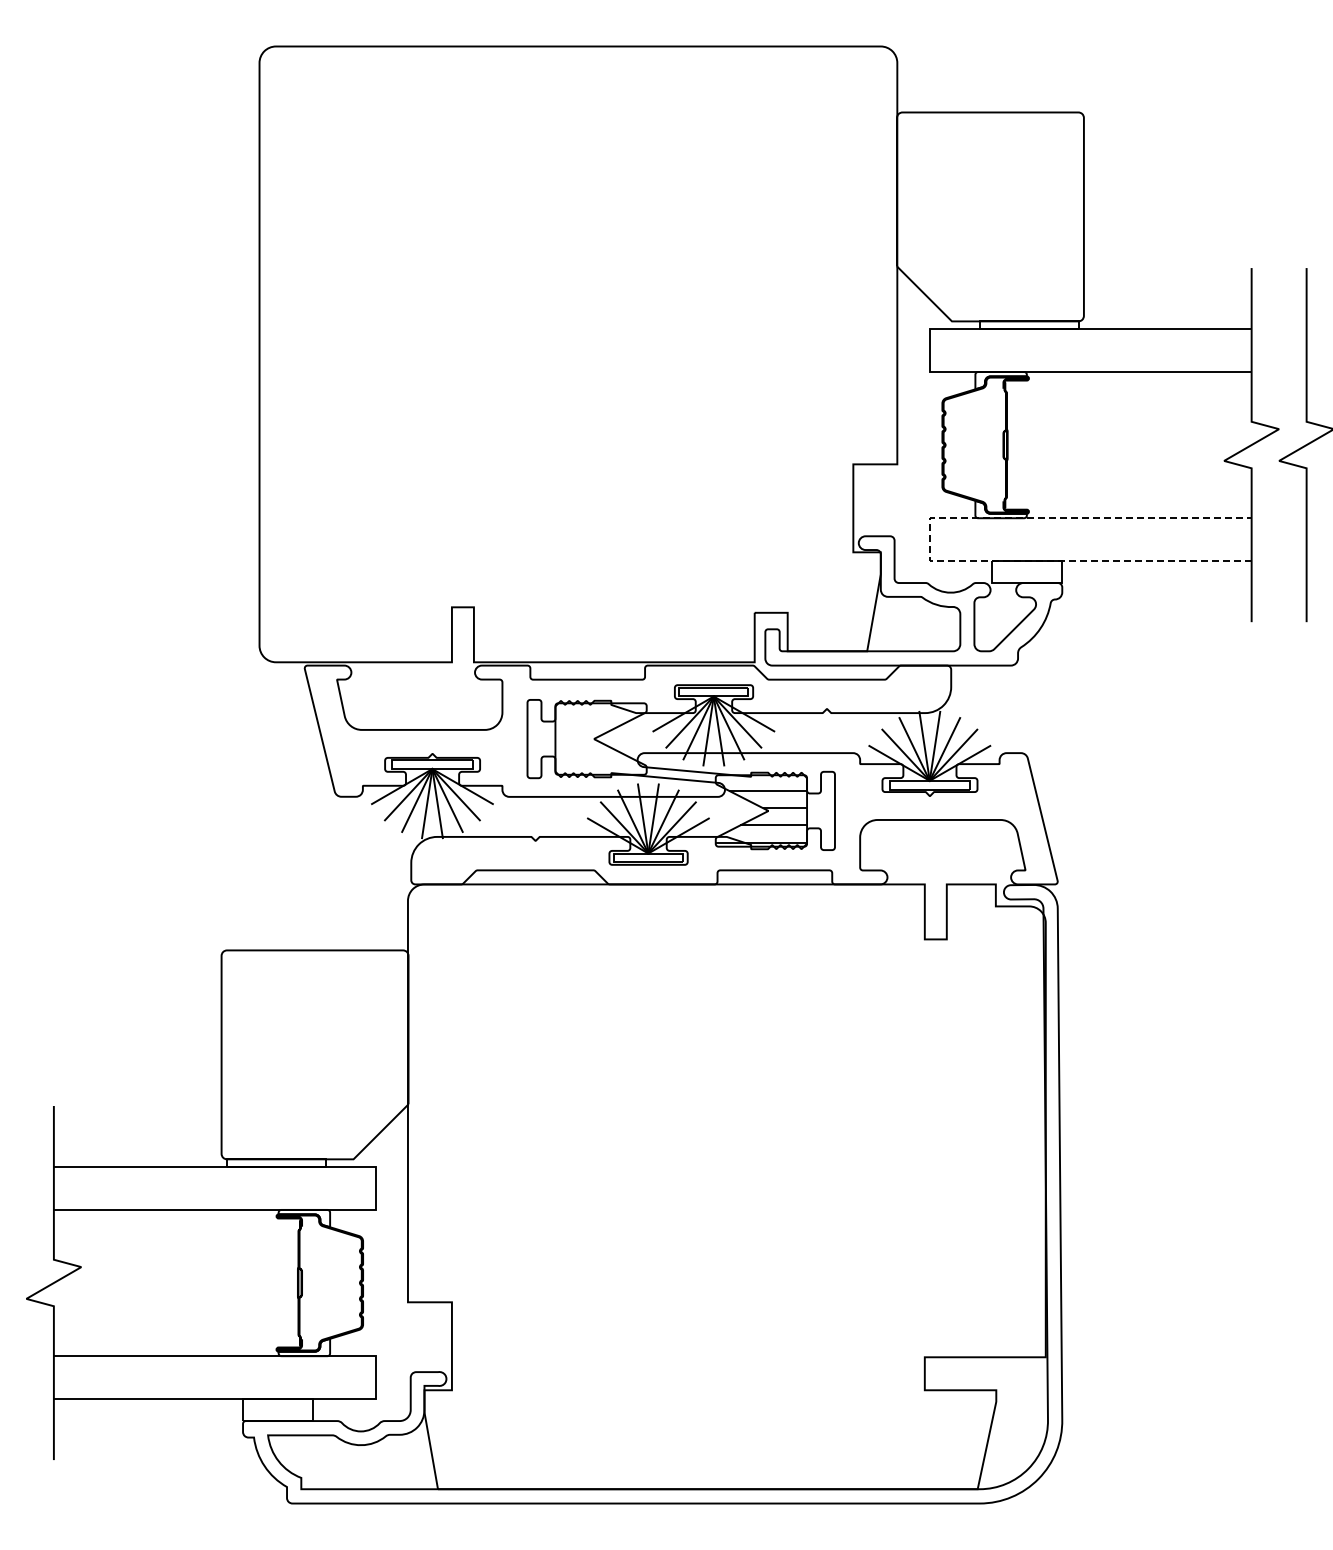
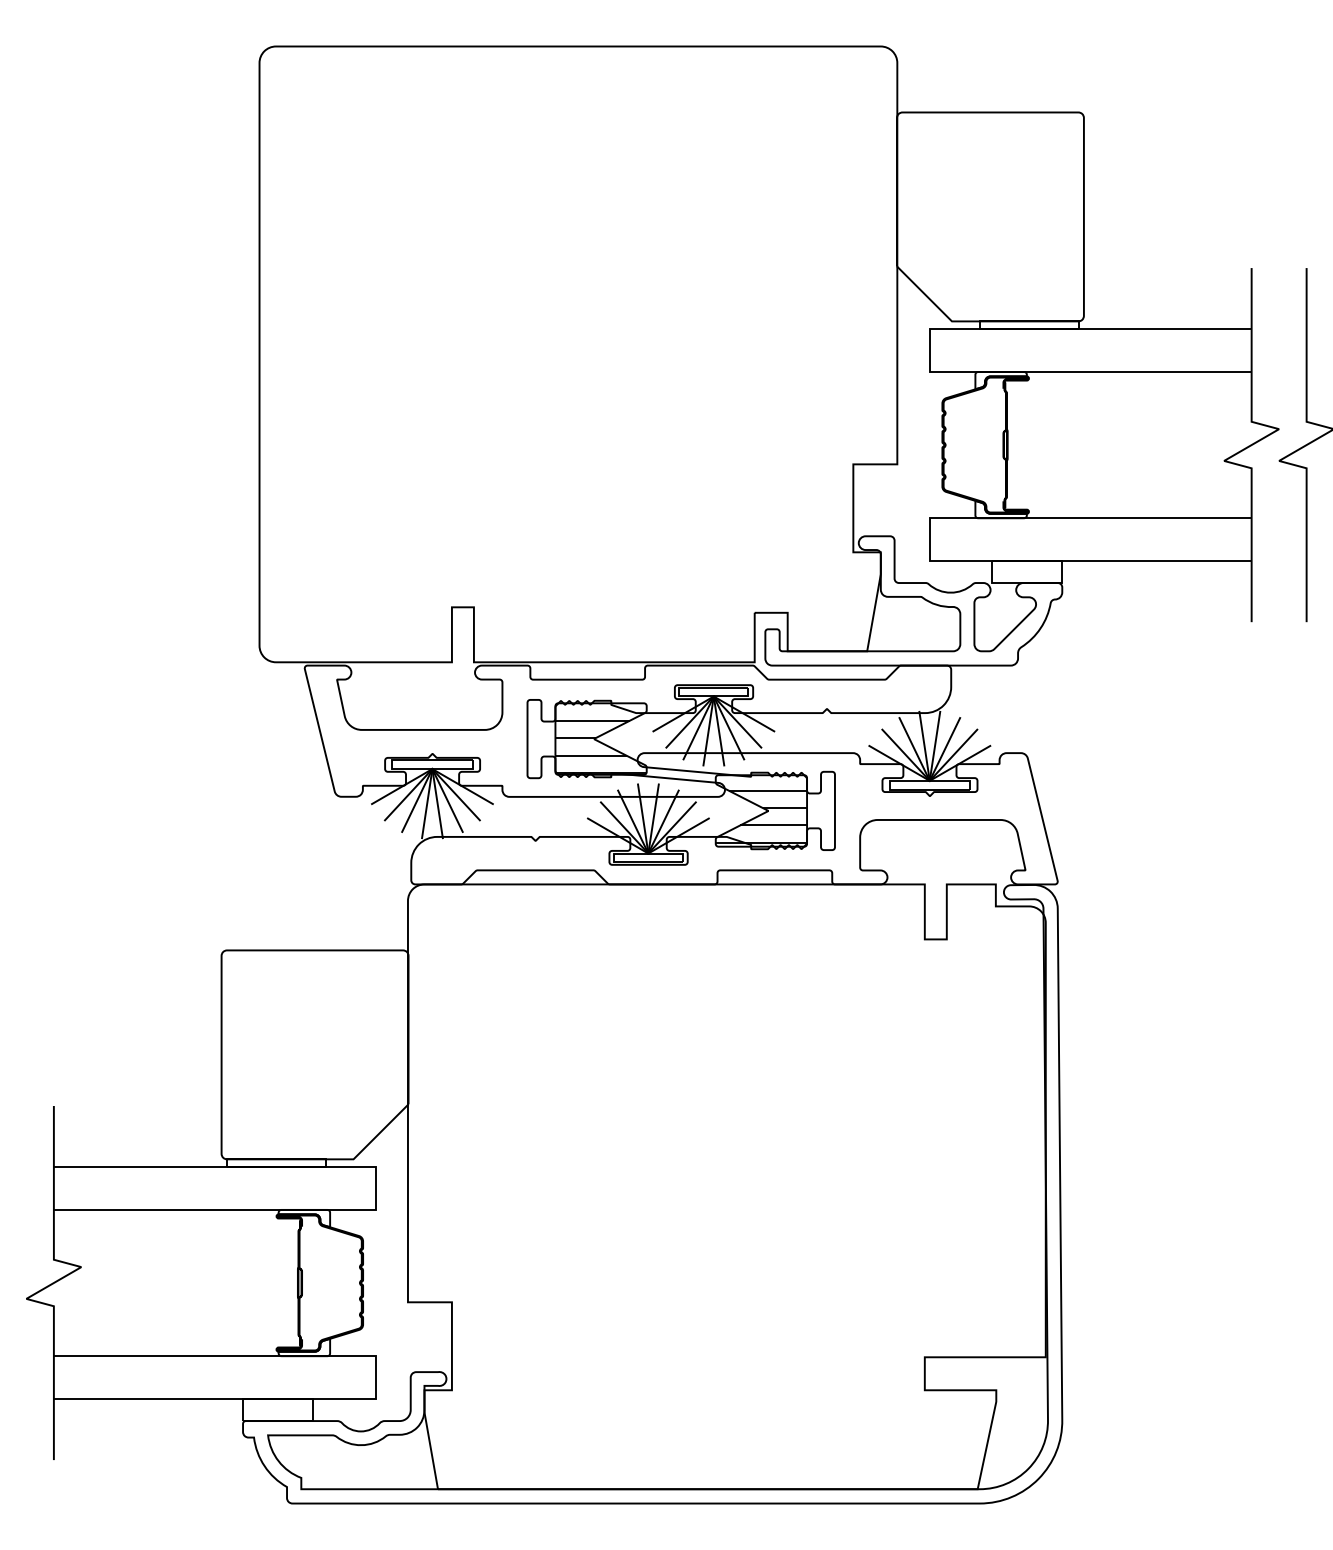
line: dashed -> solid (929, 539)
hatch: none -> present (600, 746)
